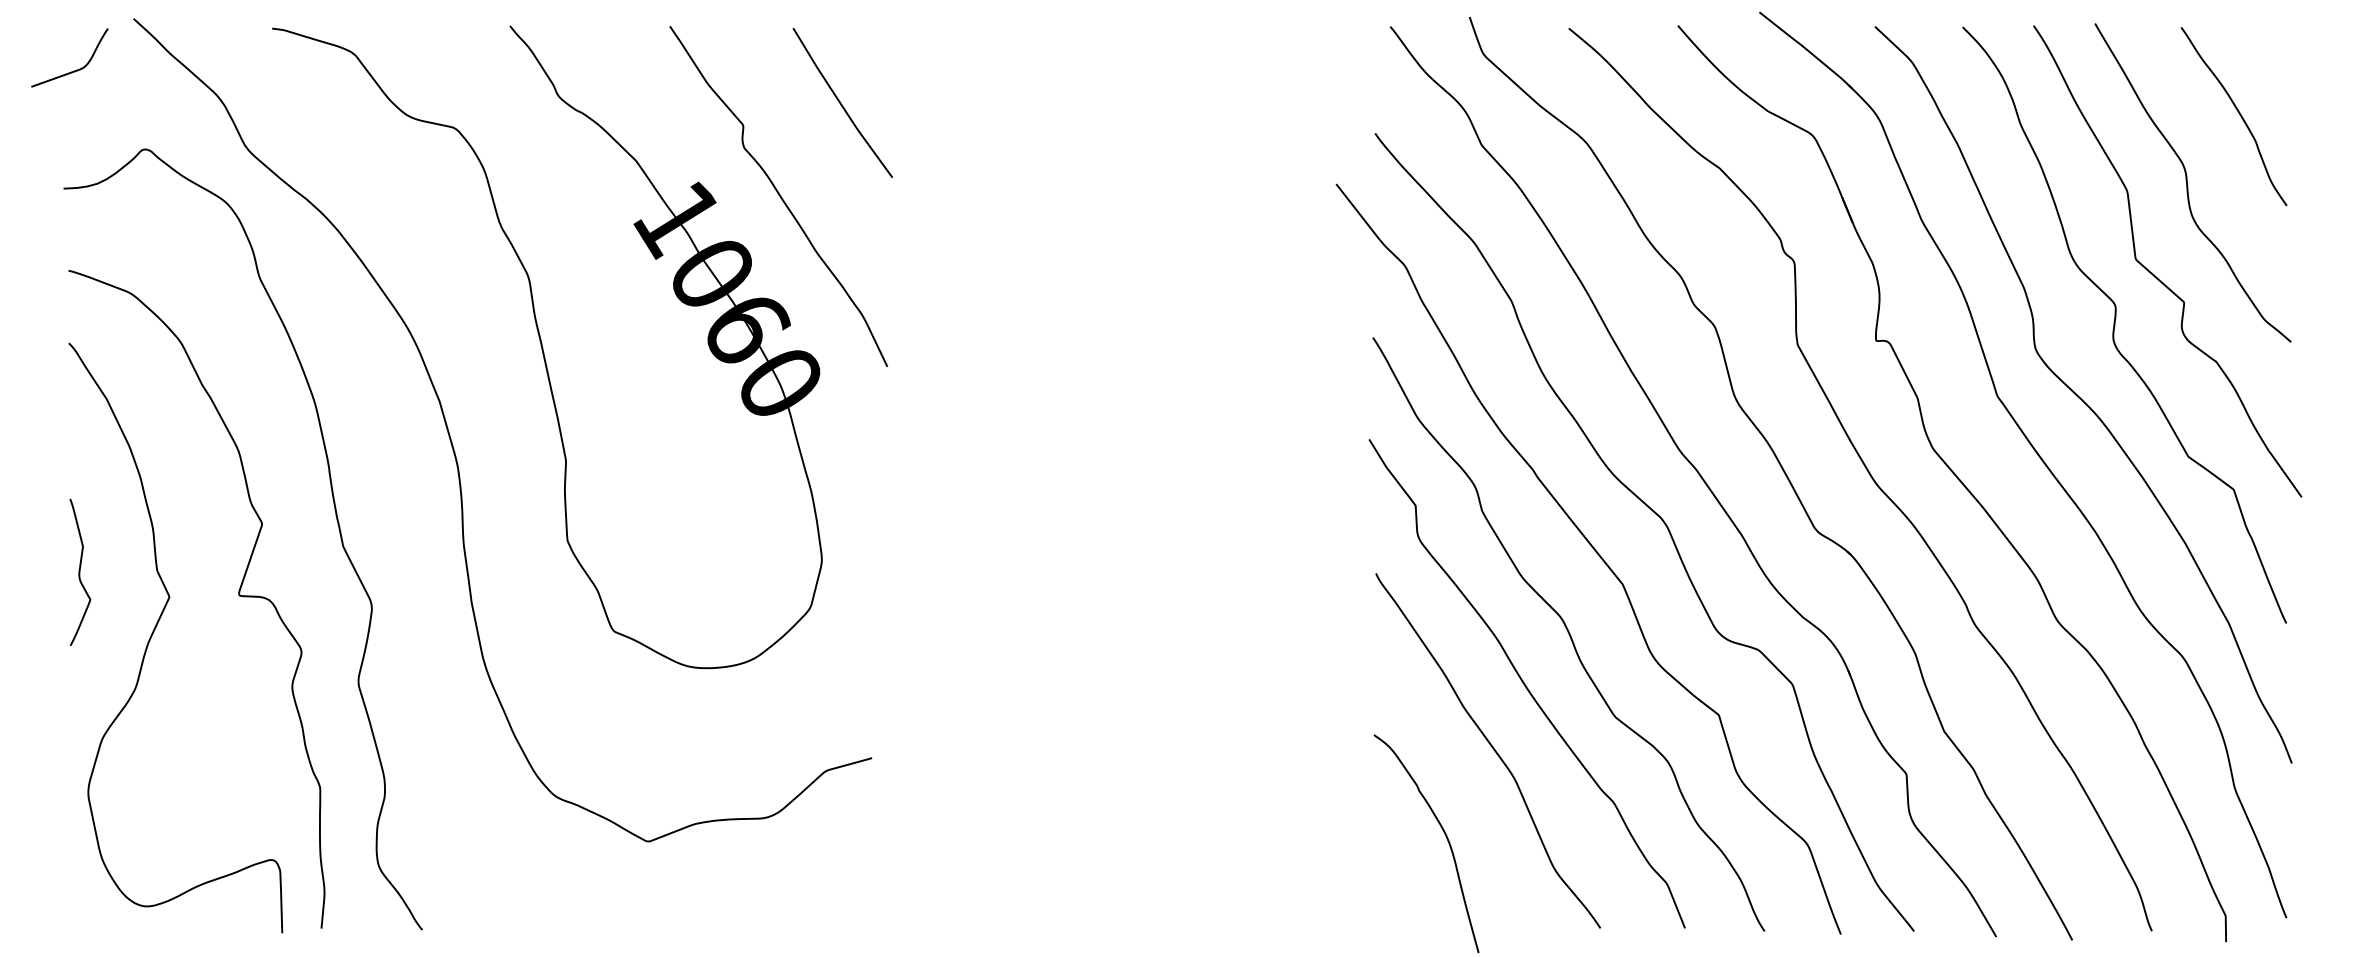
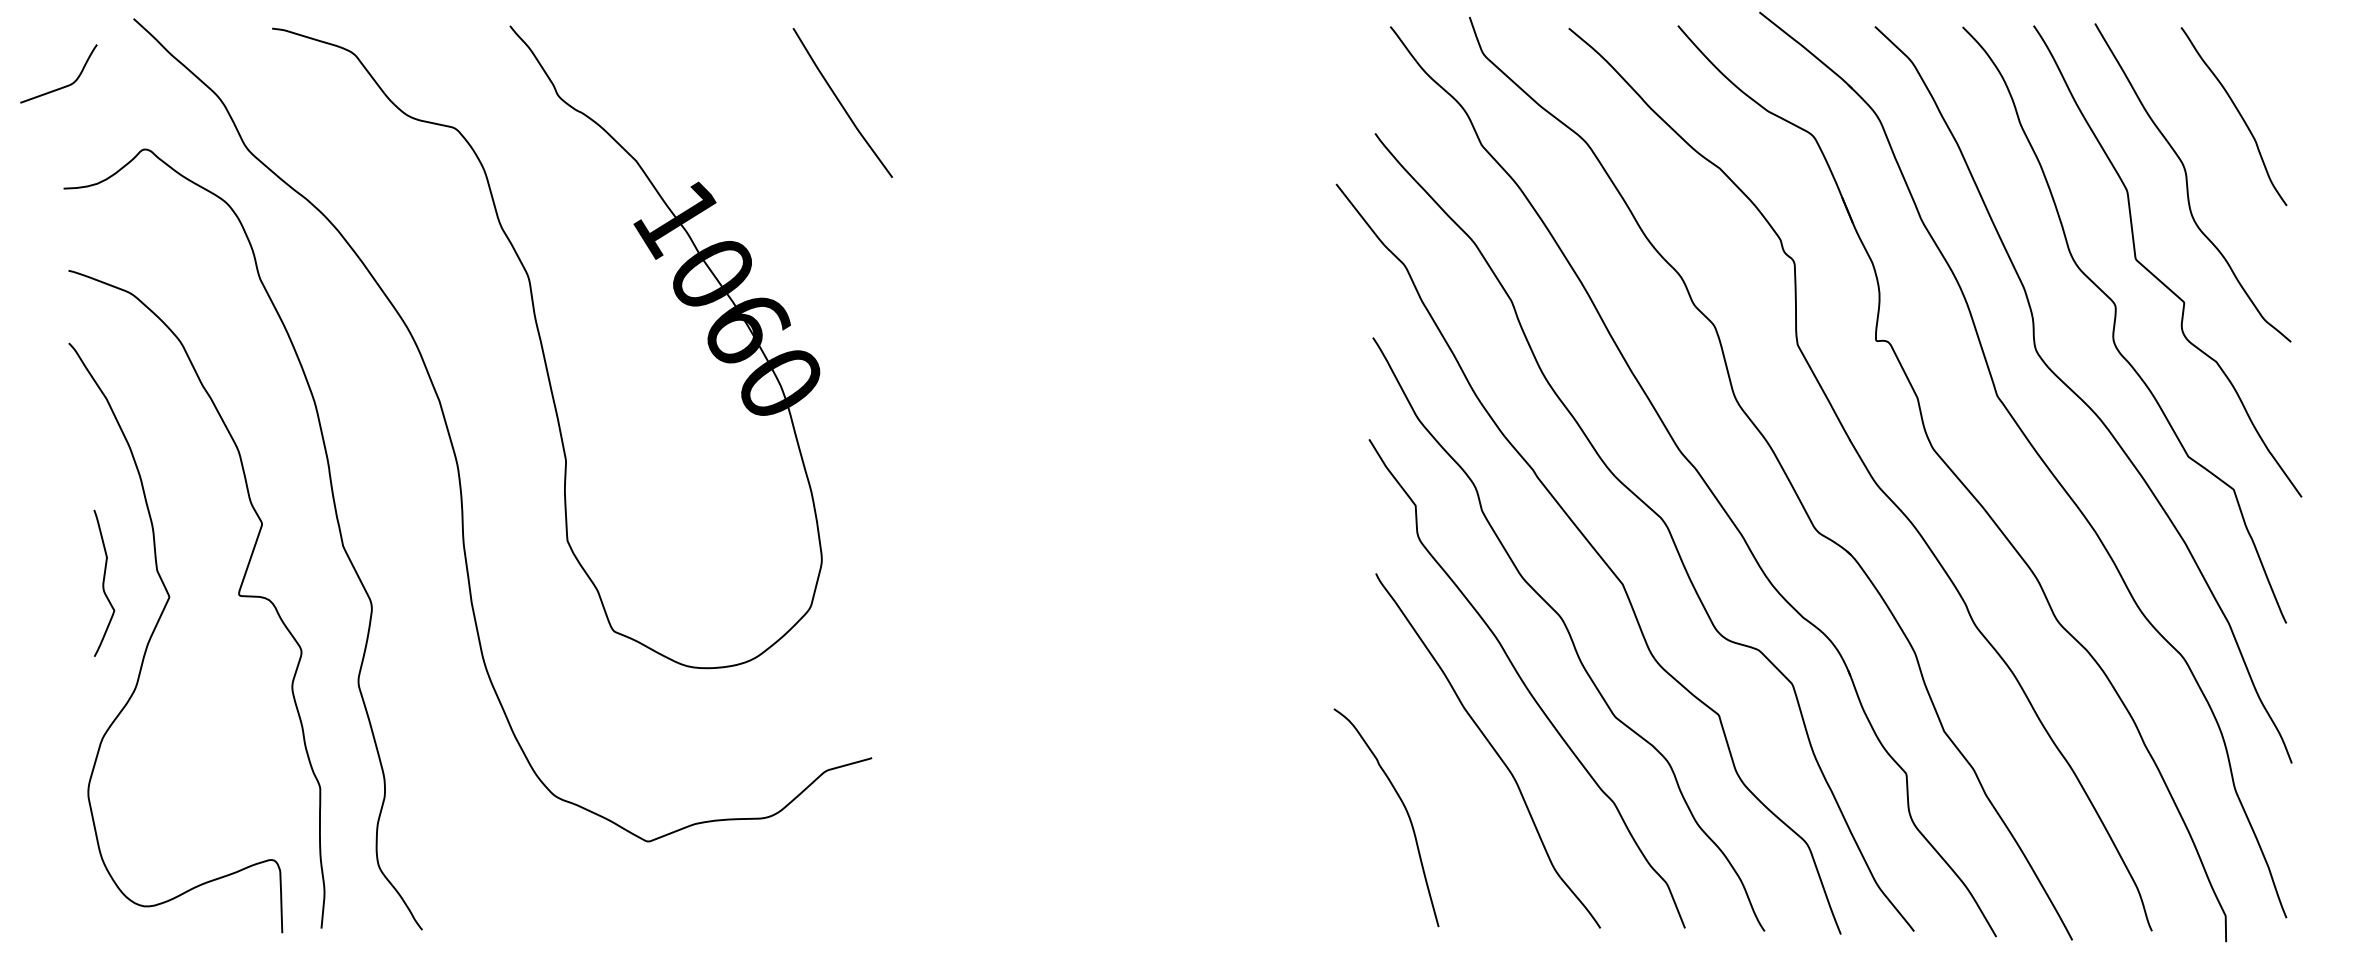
curve position: (73, 70) -> (62, 86) (62, 86)
curve: present -> none (778, 195)
curve position: (80, 571) -> (104, 582) (104, 582)
curve position: (1444, 834) -> (1404, 808) (1404, 808)
